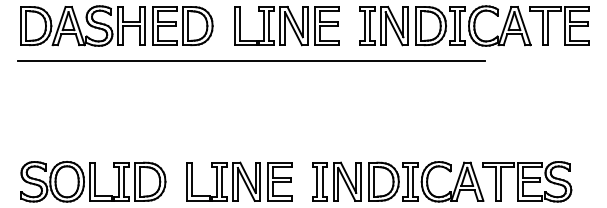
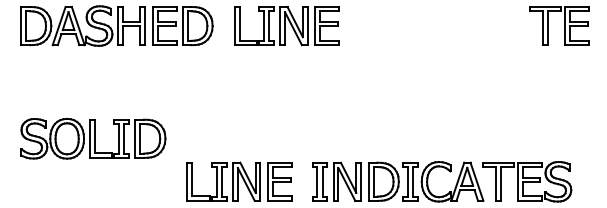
part: present -> none (445, 25)
line: present -> none (251, 61)
part position: (93, 181) -> (93, 138) (93, 138)
